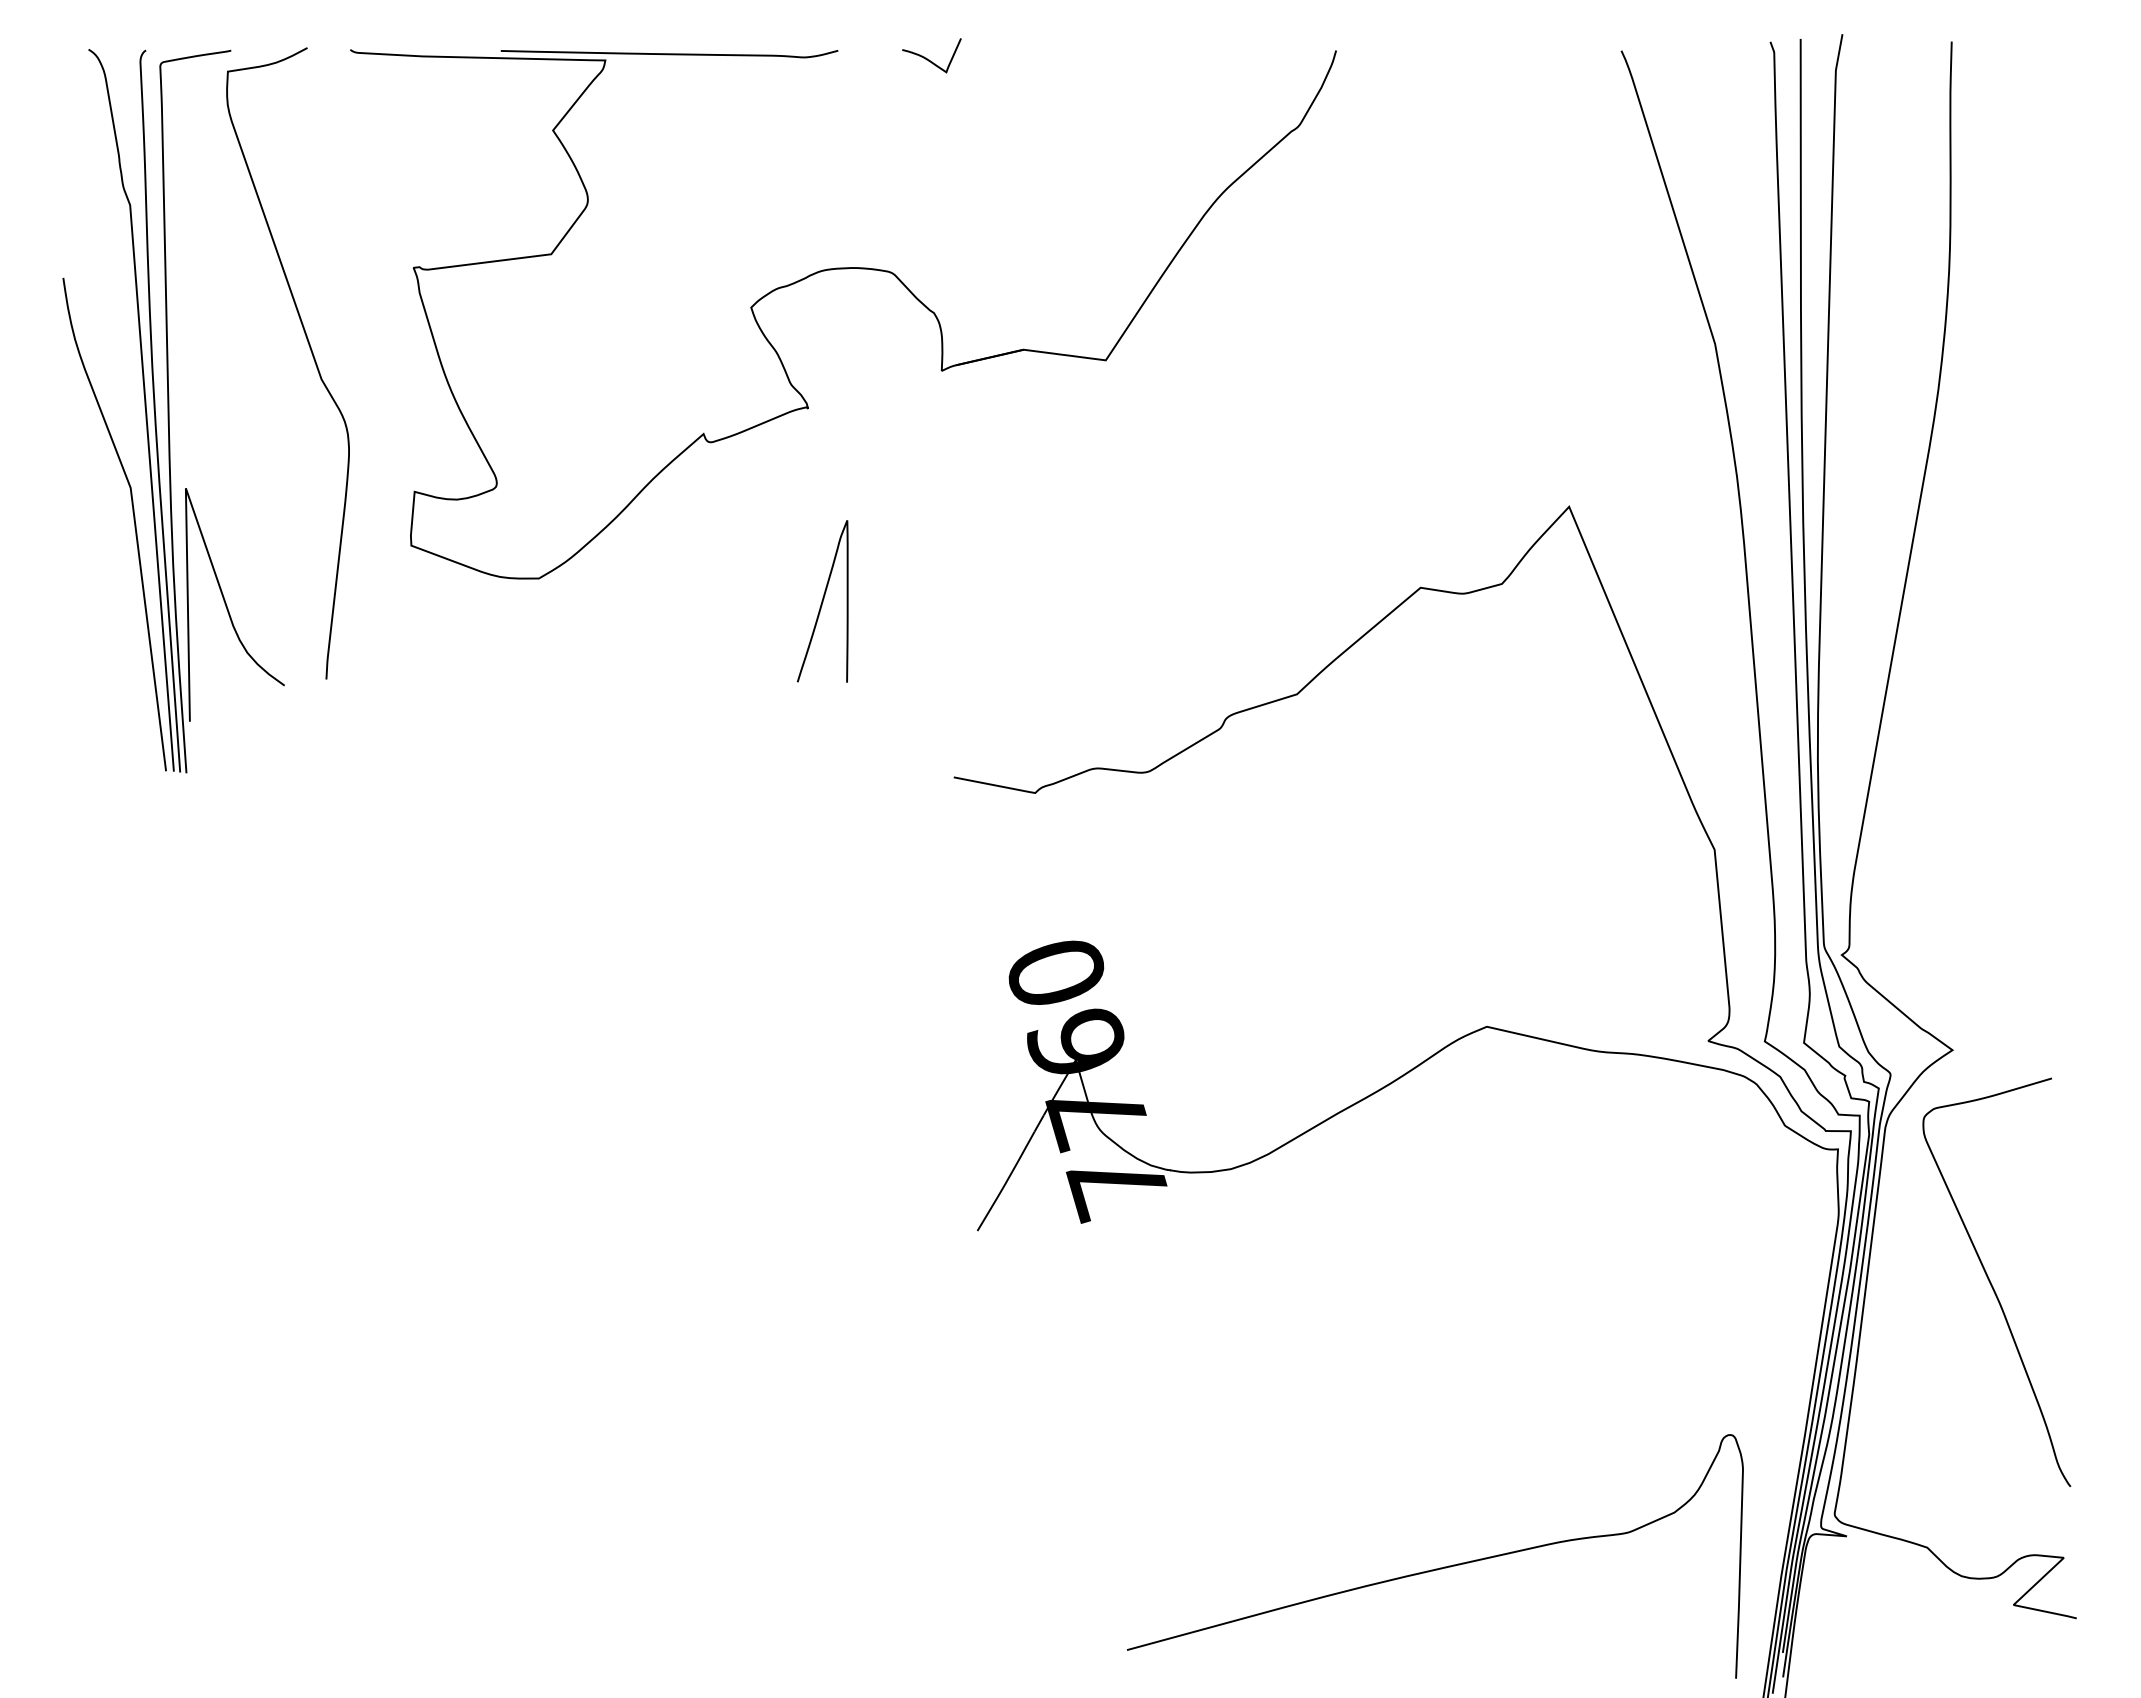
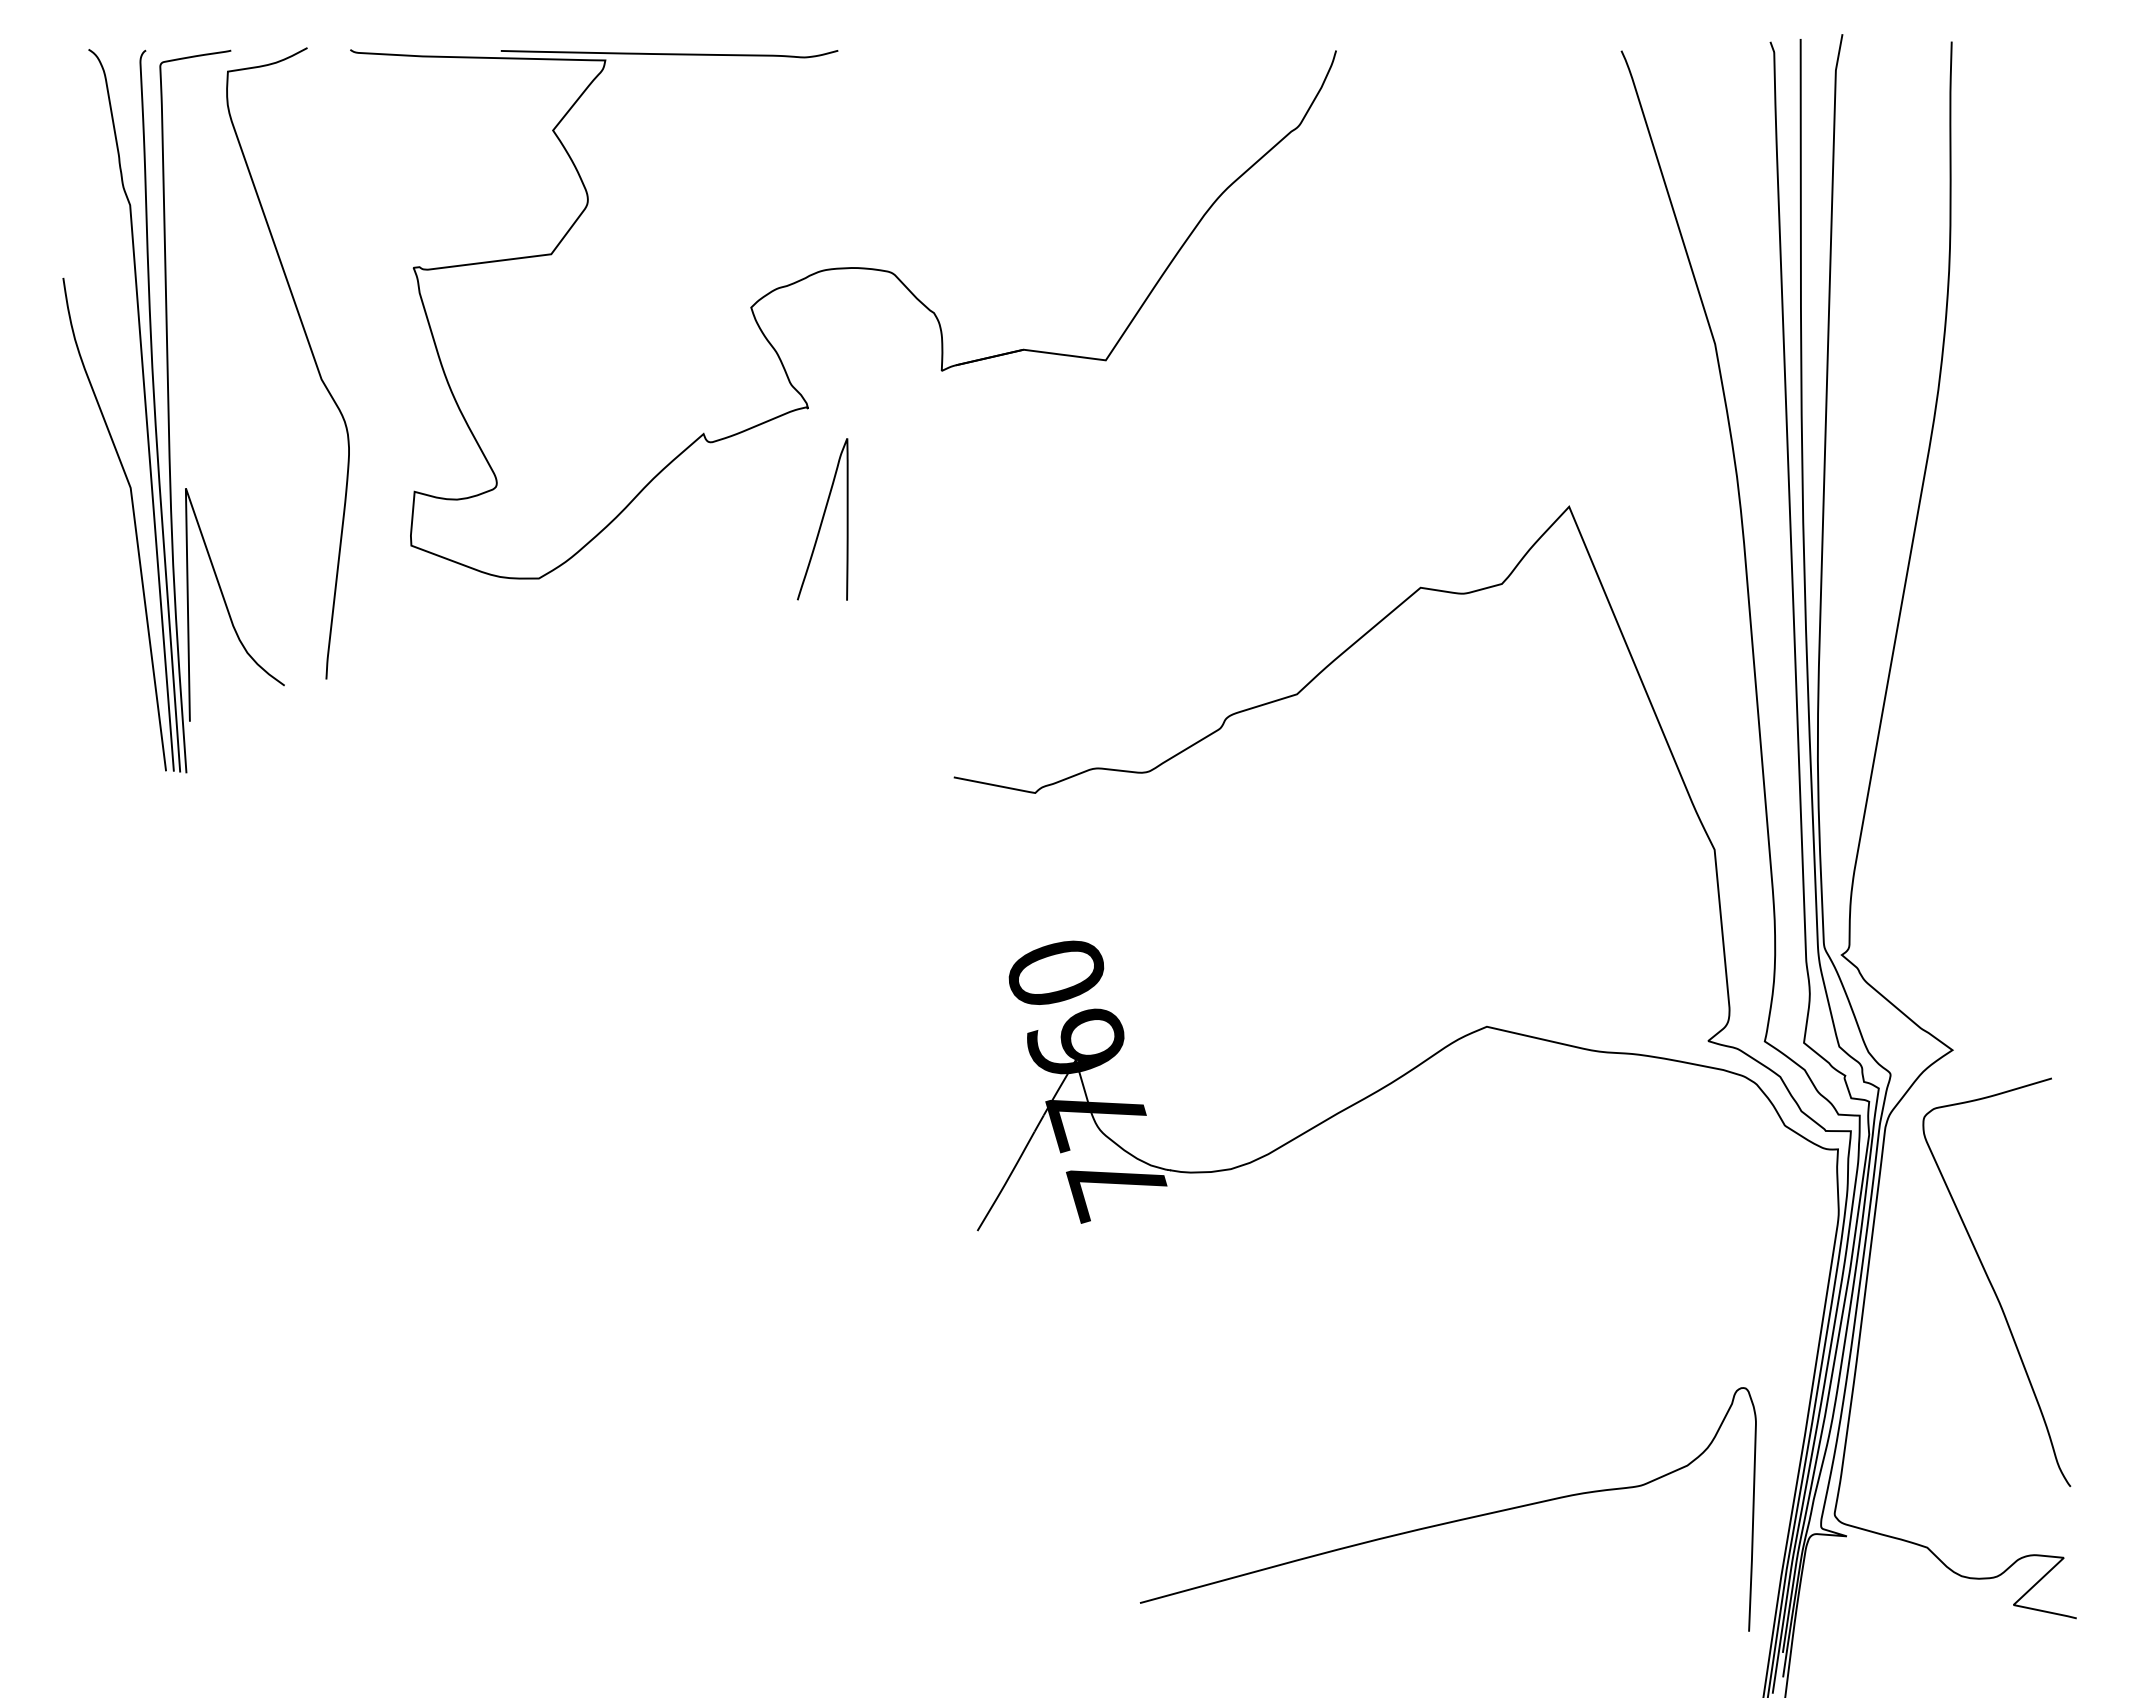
curve: present -> none (929, 59)
curve position: (822, 601) -> (822, 519) (822, 519)
curve position: (1439, 1567) -> (1452, 1520) (1452, 1520)
